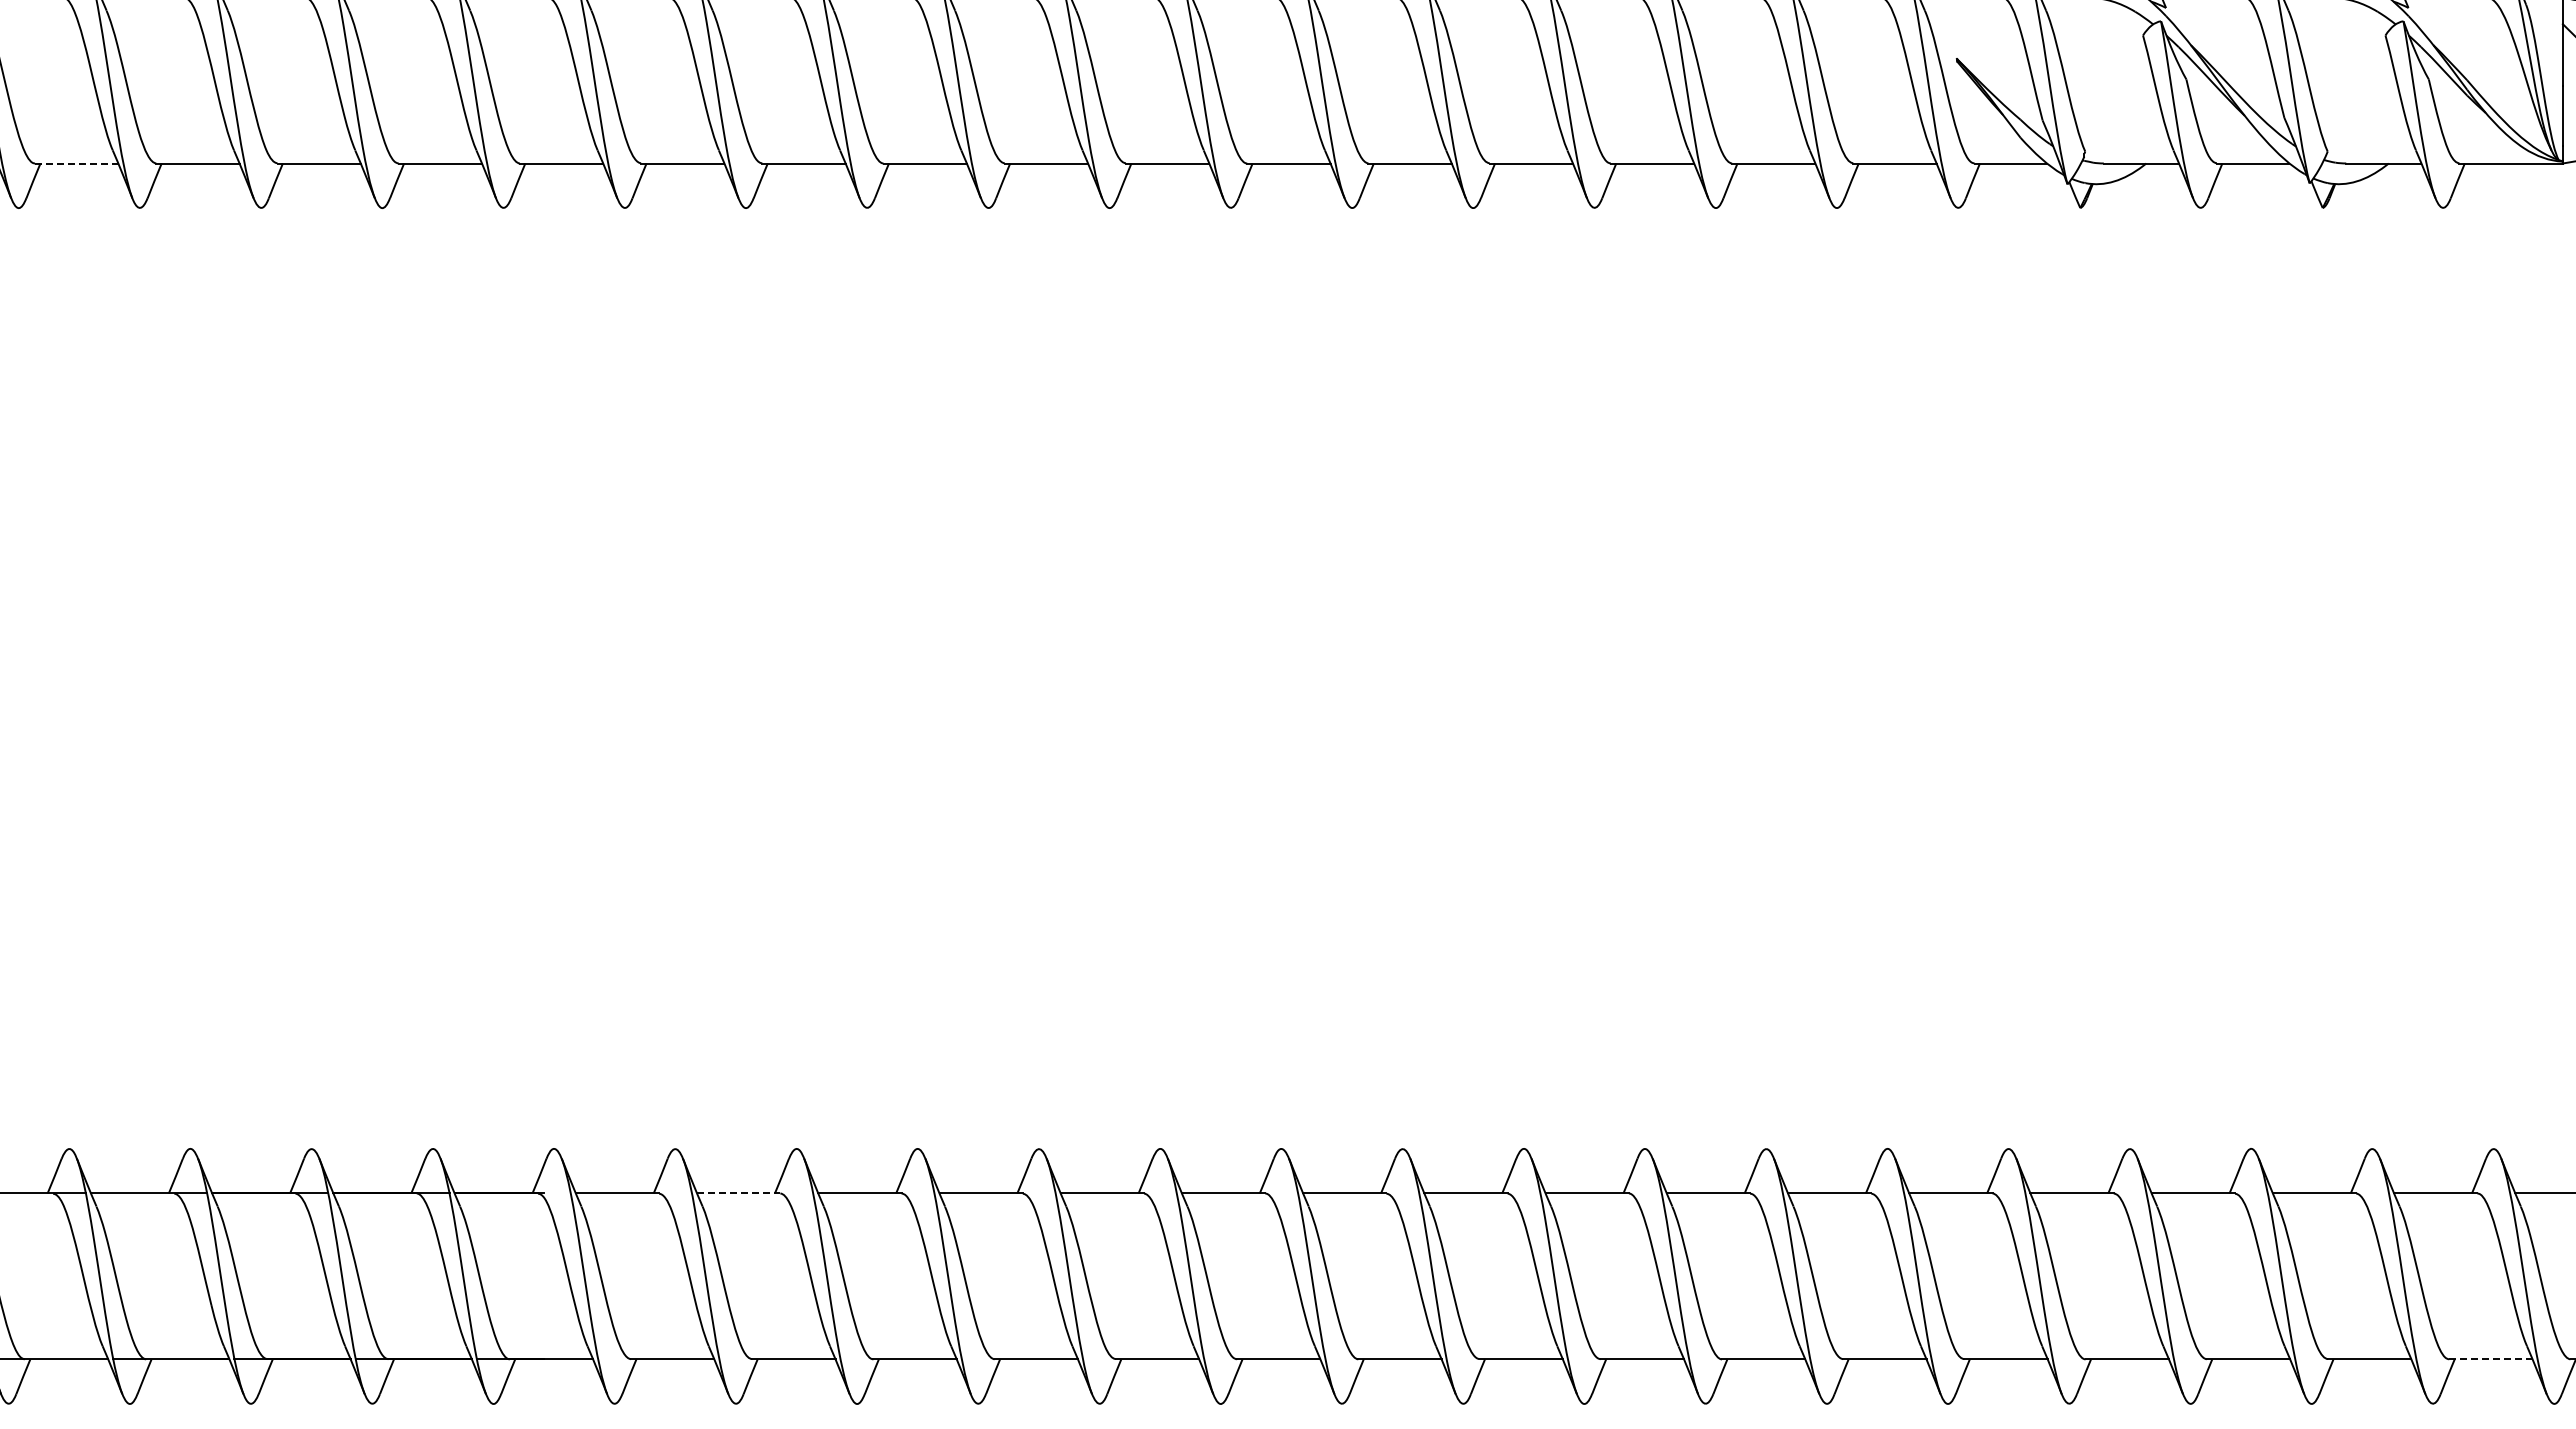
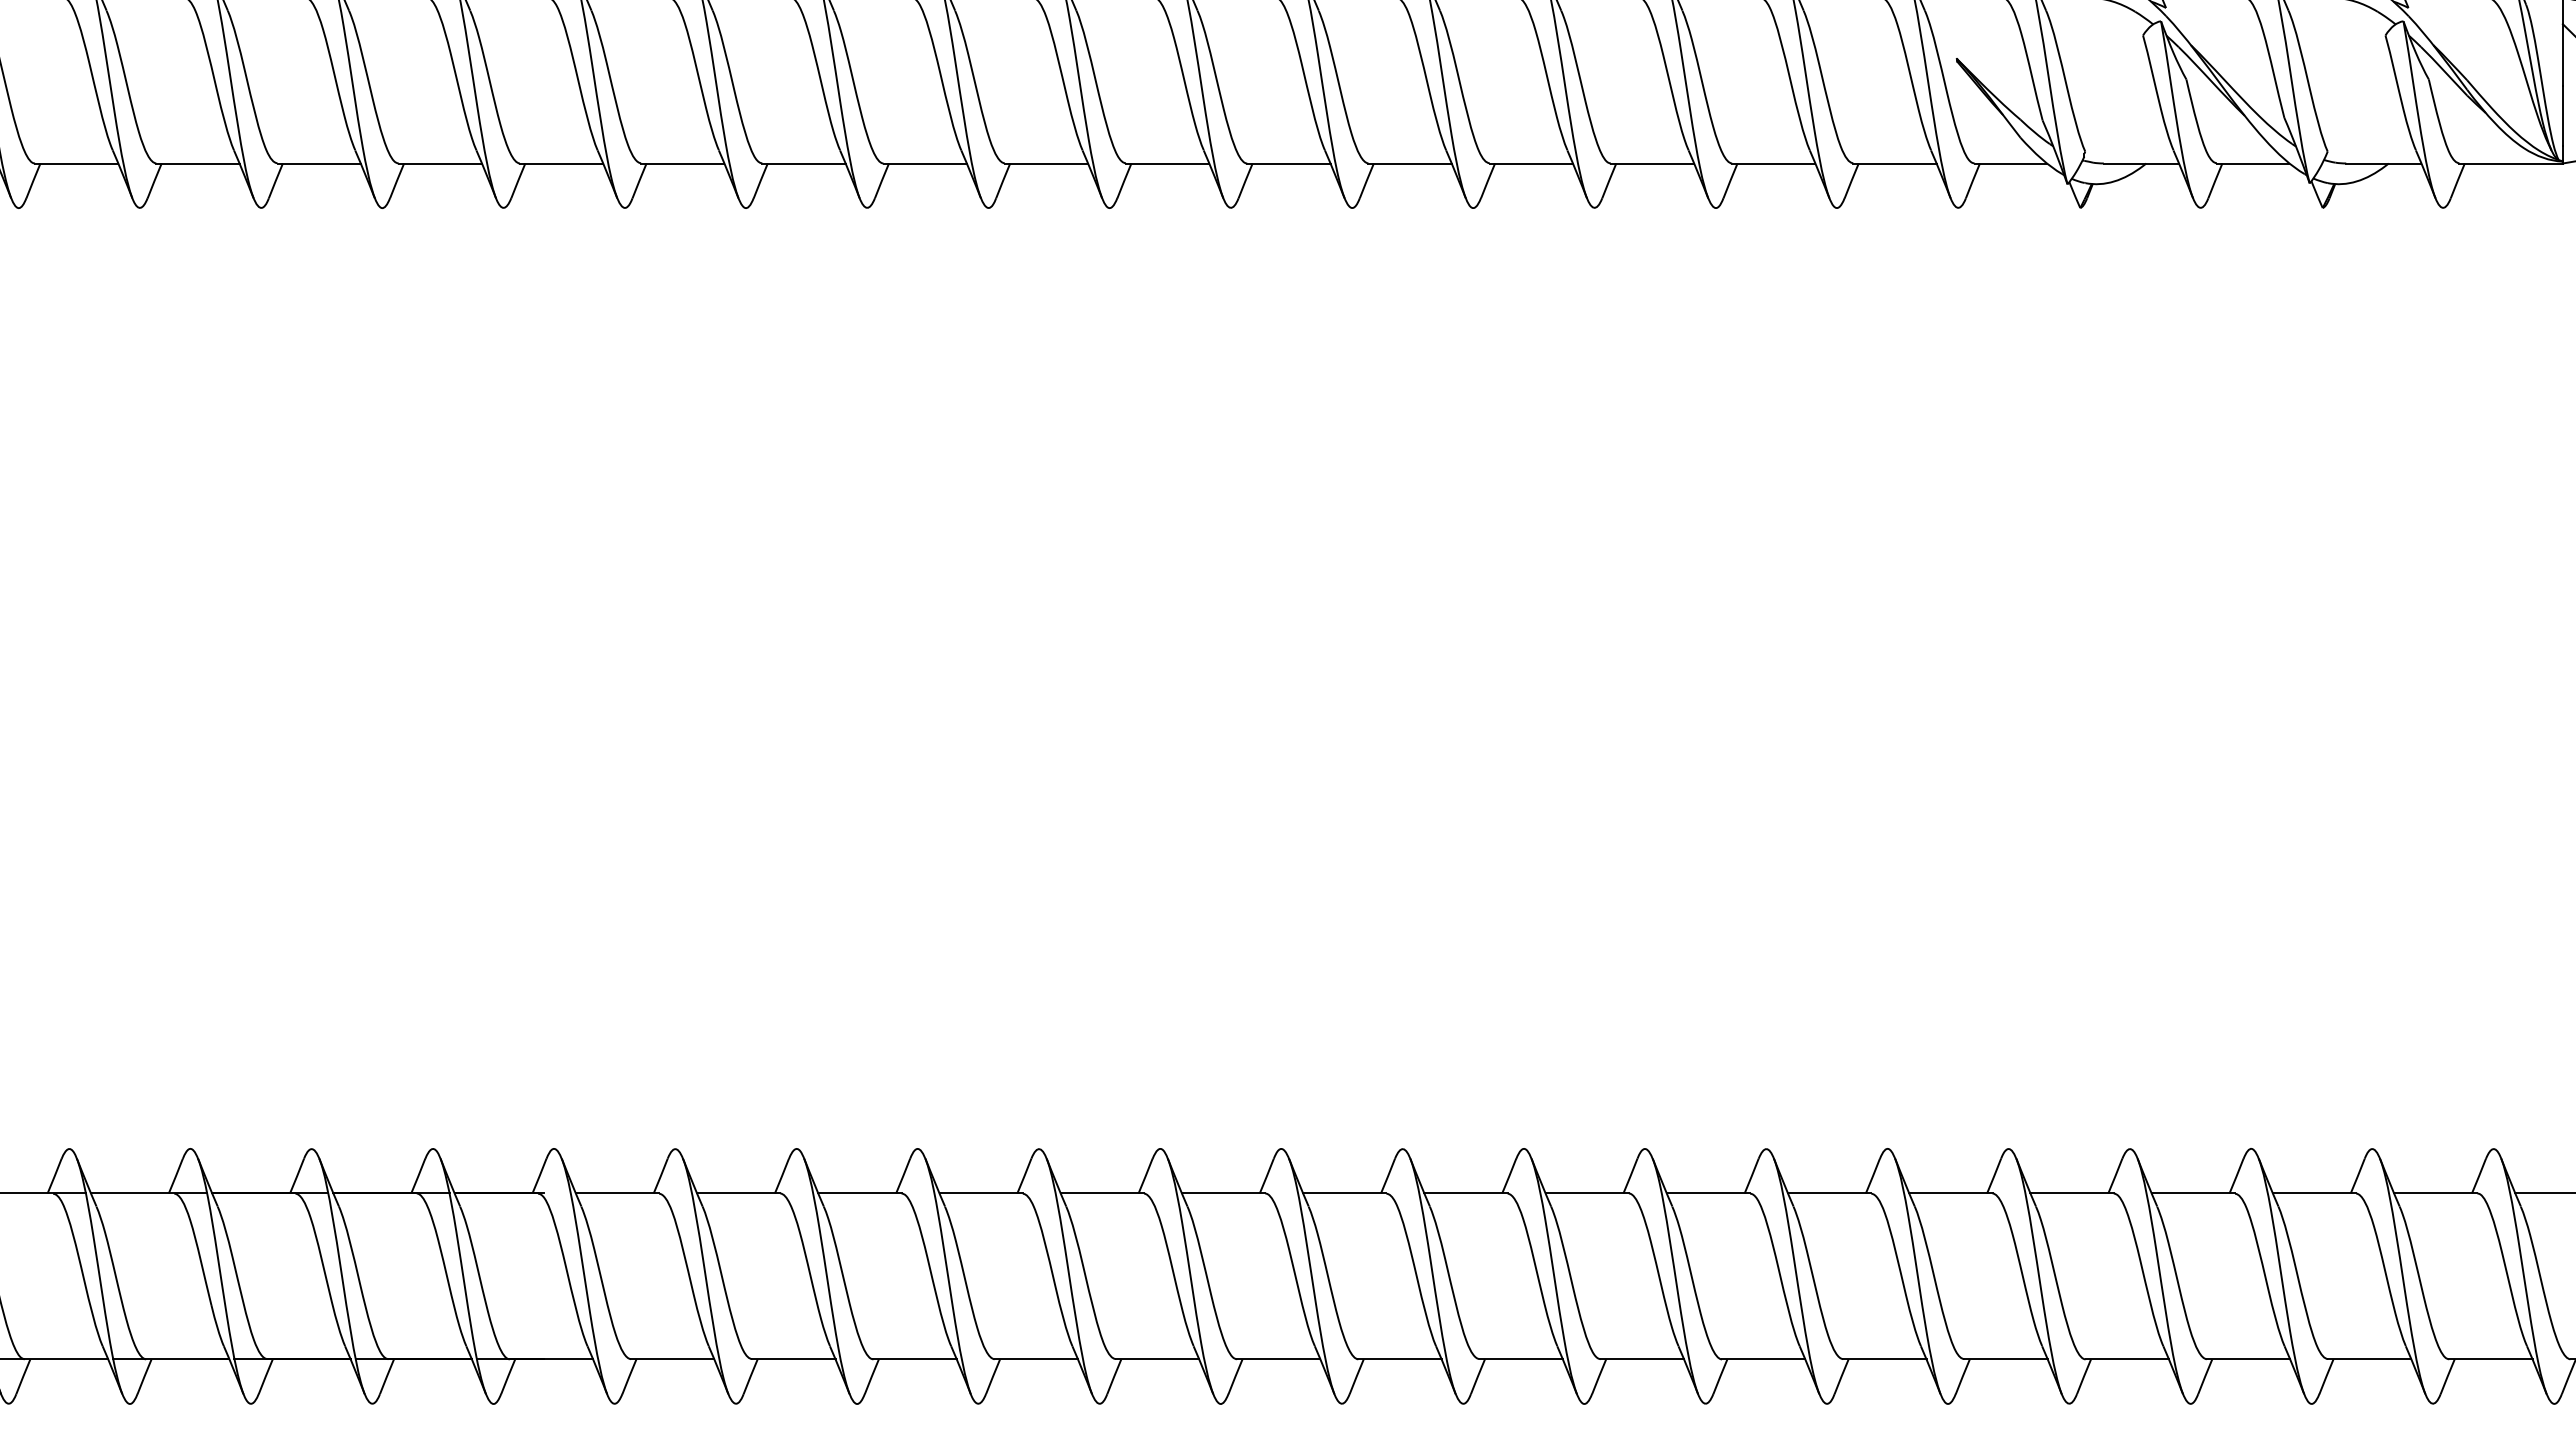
line: dashed -> solid (76, 163)
line: dashed -> solid (738, 1193)
line: dashed -> solid (2490, 1359)
